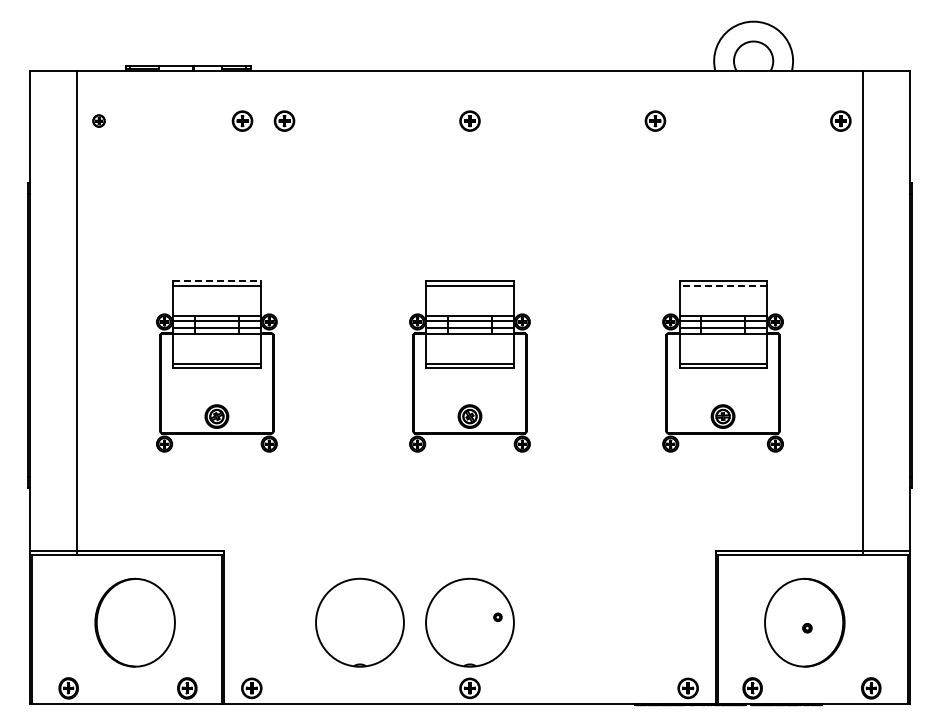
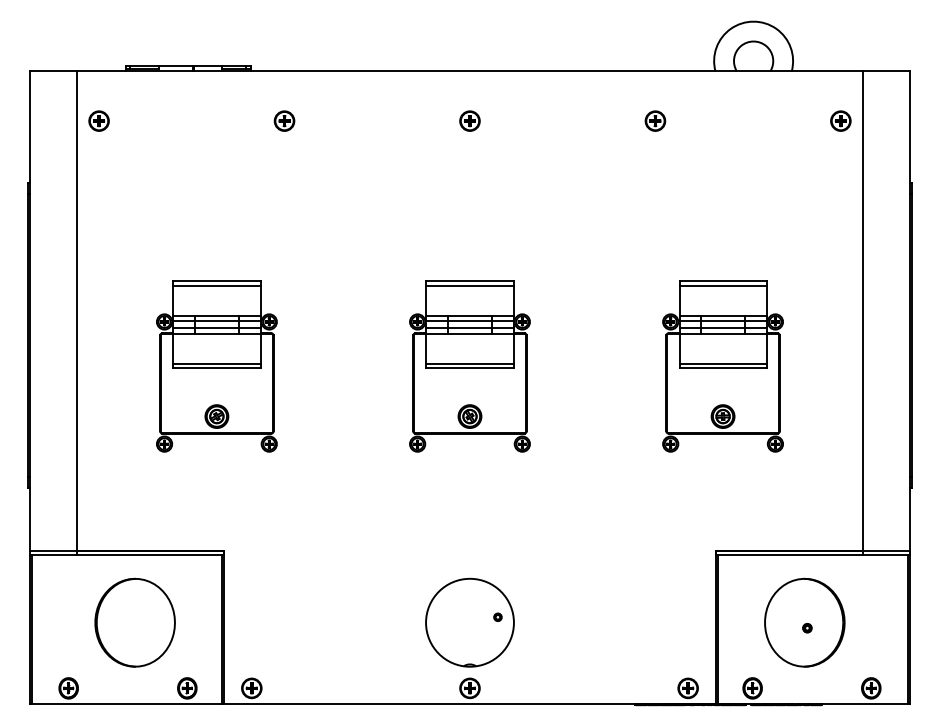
part size: 14x14 px -> 22x22 px (98, 120)
part: present -> none (242, 120)
line: dashed -> solid (217, 281)
line: dashed -> solid (723, 285)
part: present -> none (359, 622)
